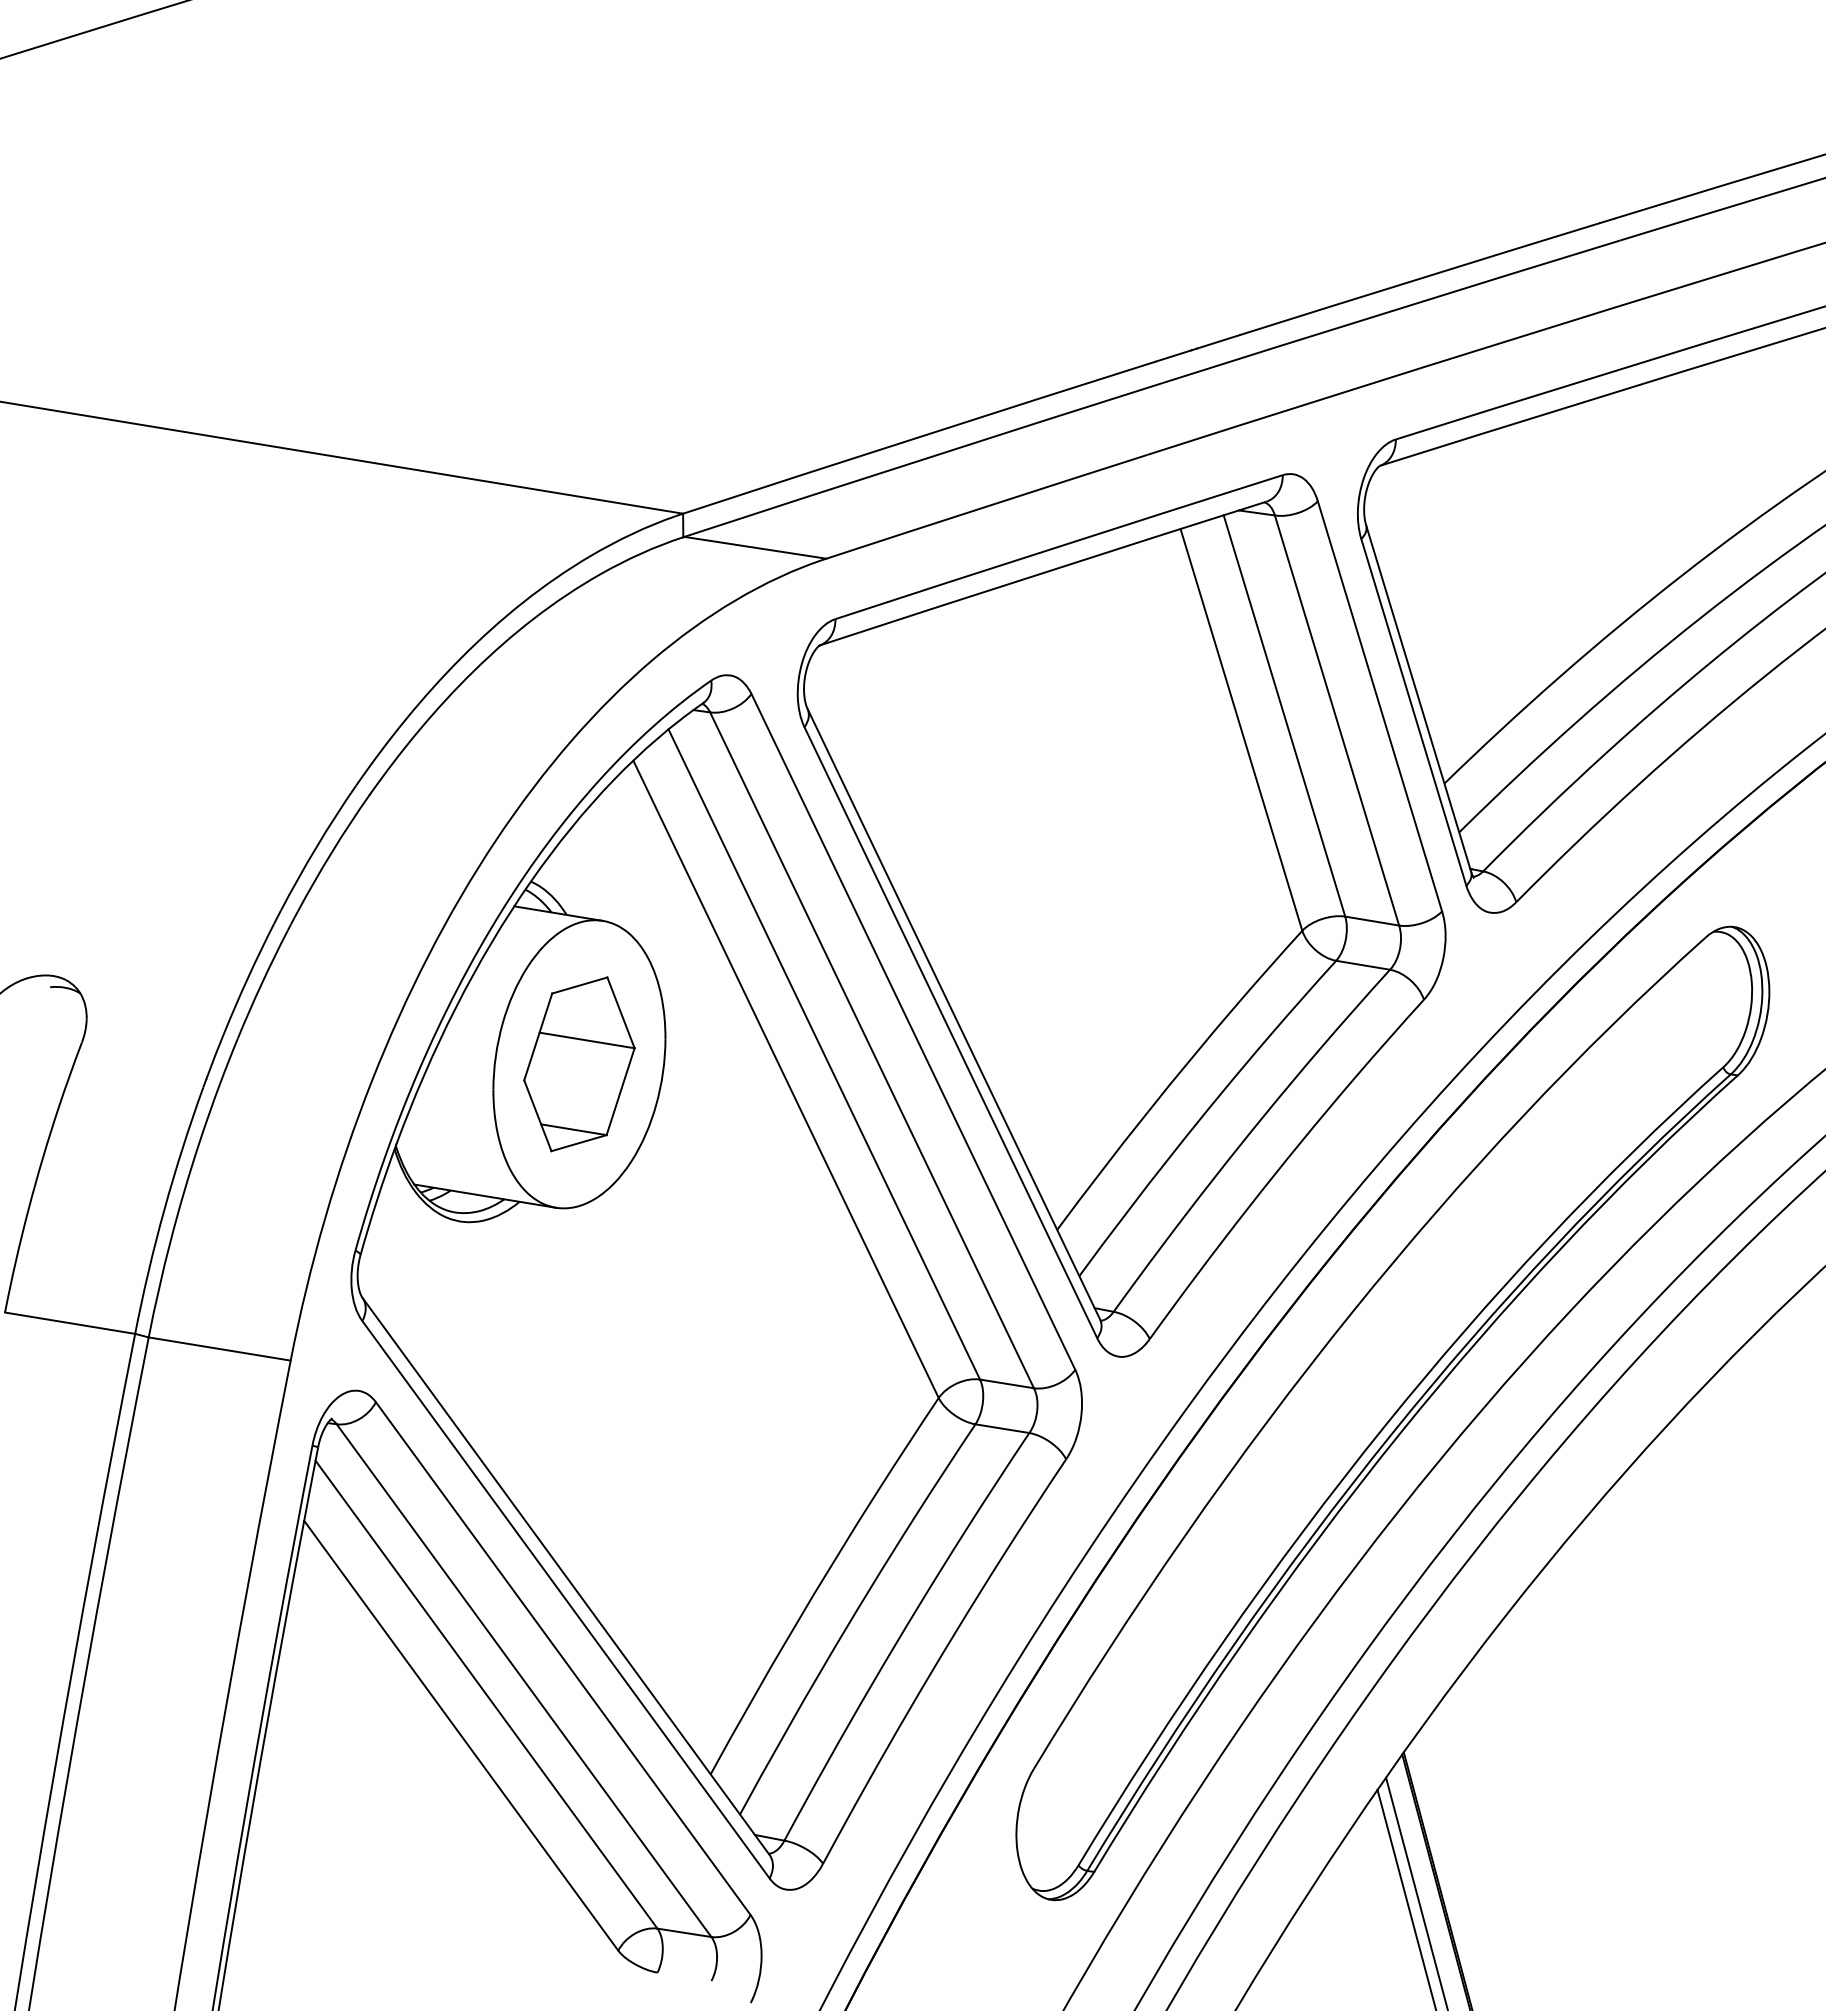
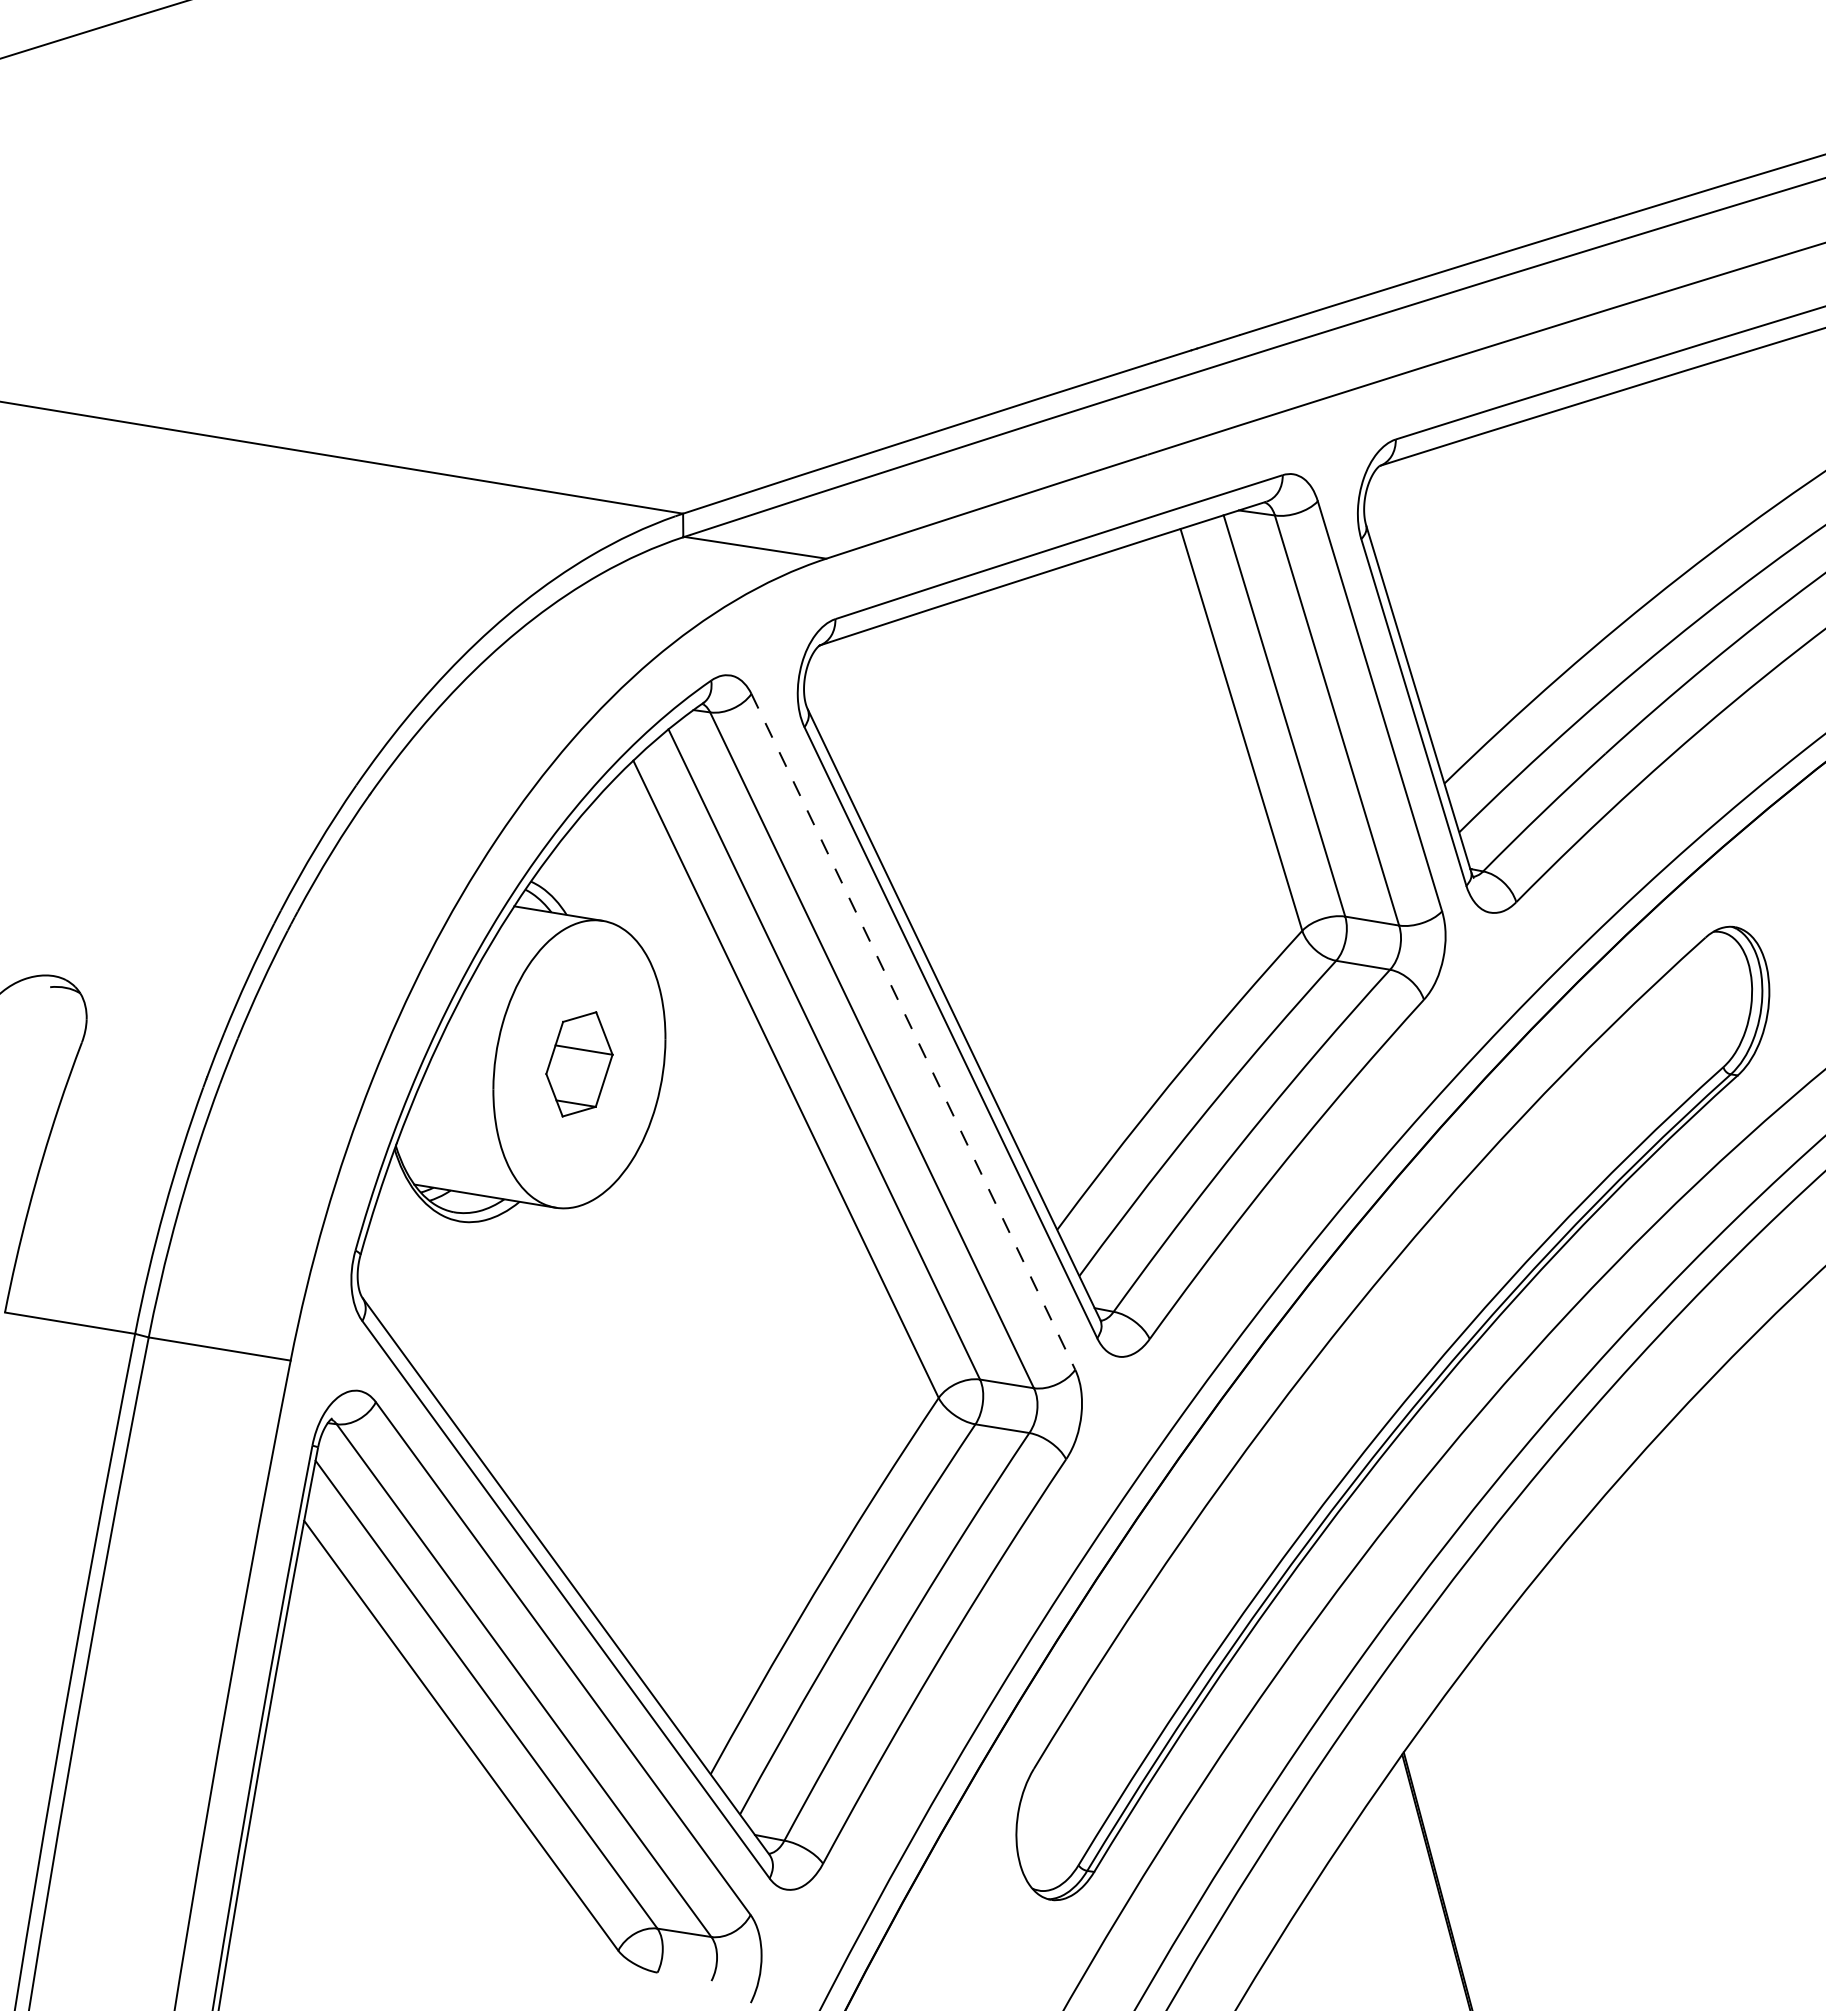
line: solid -> dashed (913, 1031)
part size: 113x177 px -> 69x107 px (579, 1064)
line: present -> none (1416, 1892)
line: present -> none (1406, 1898)
